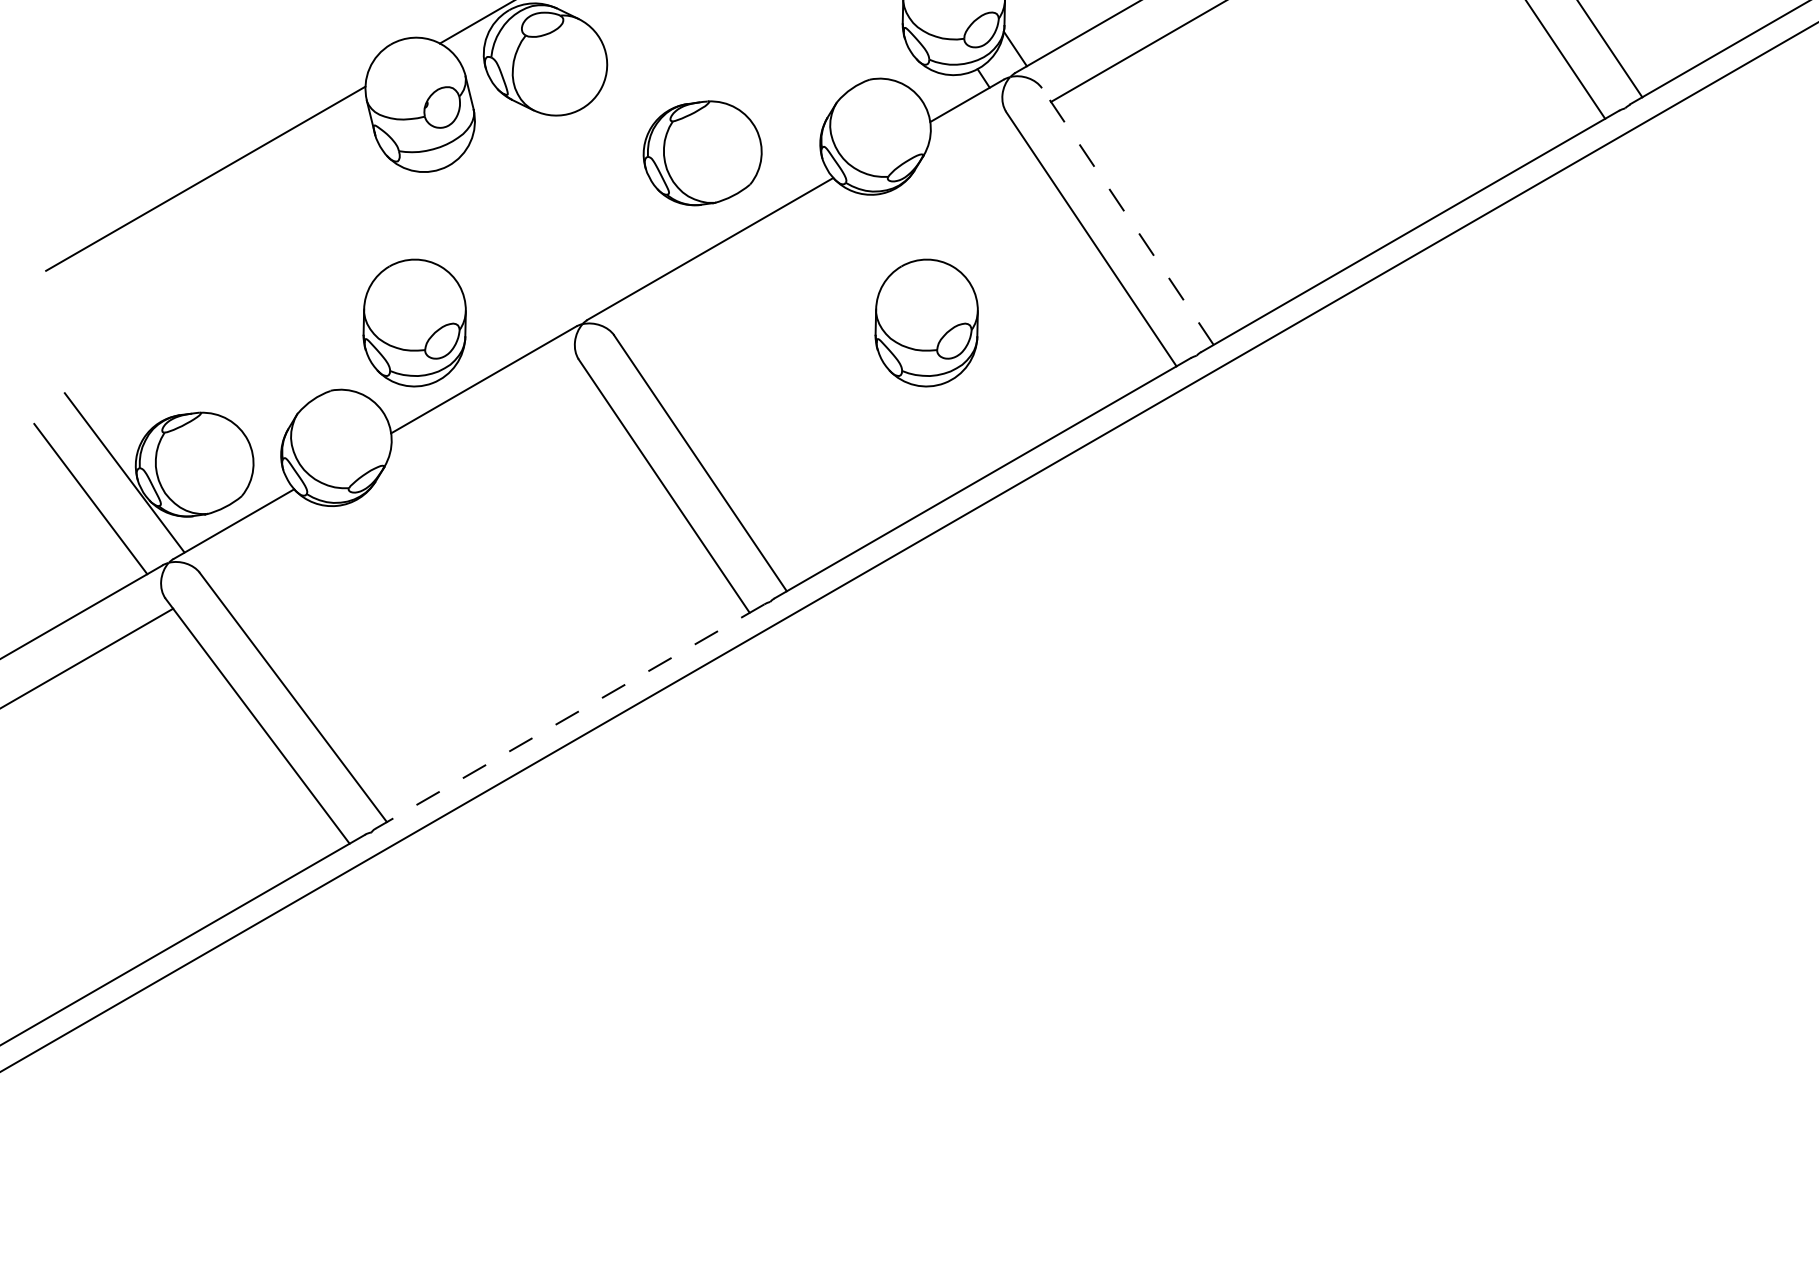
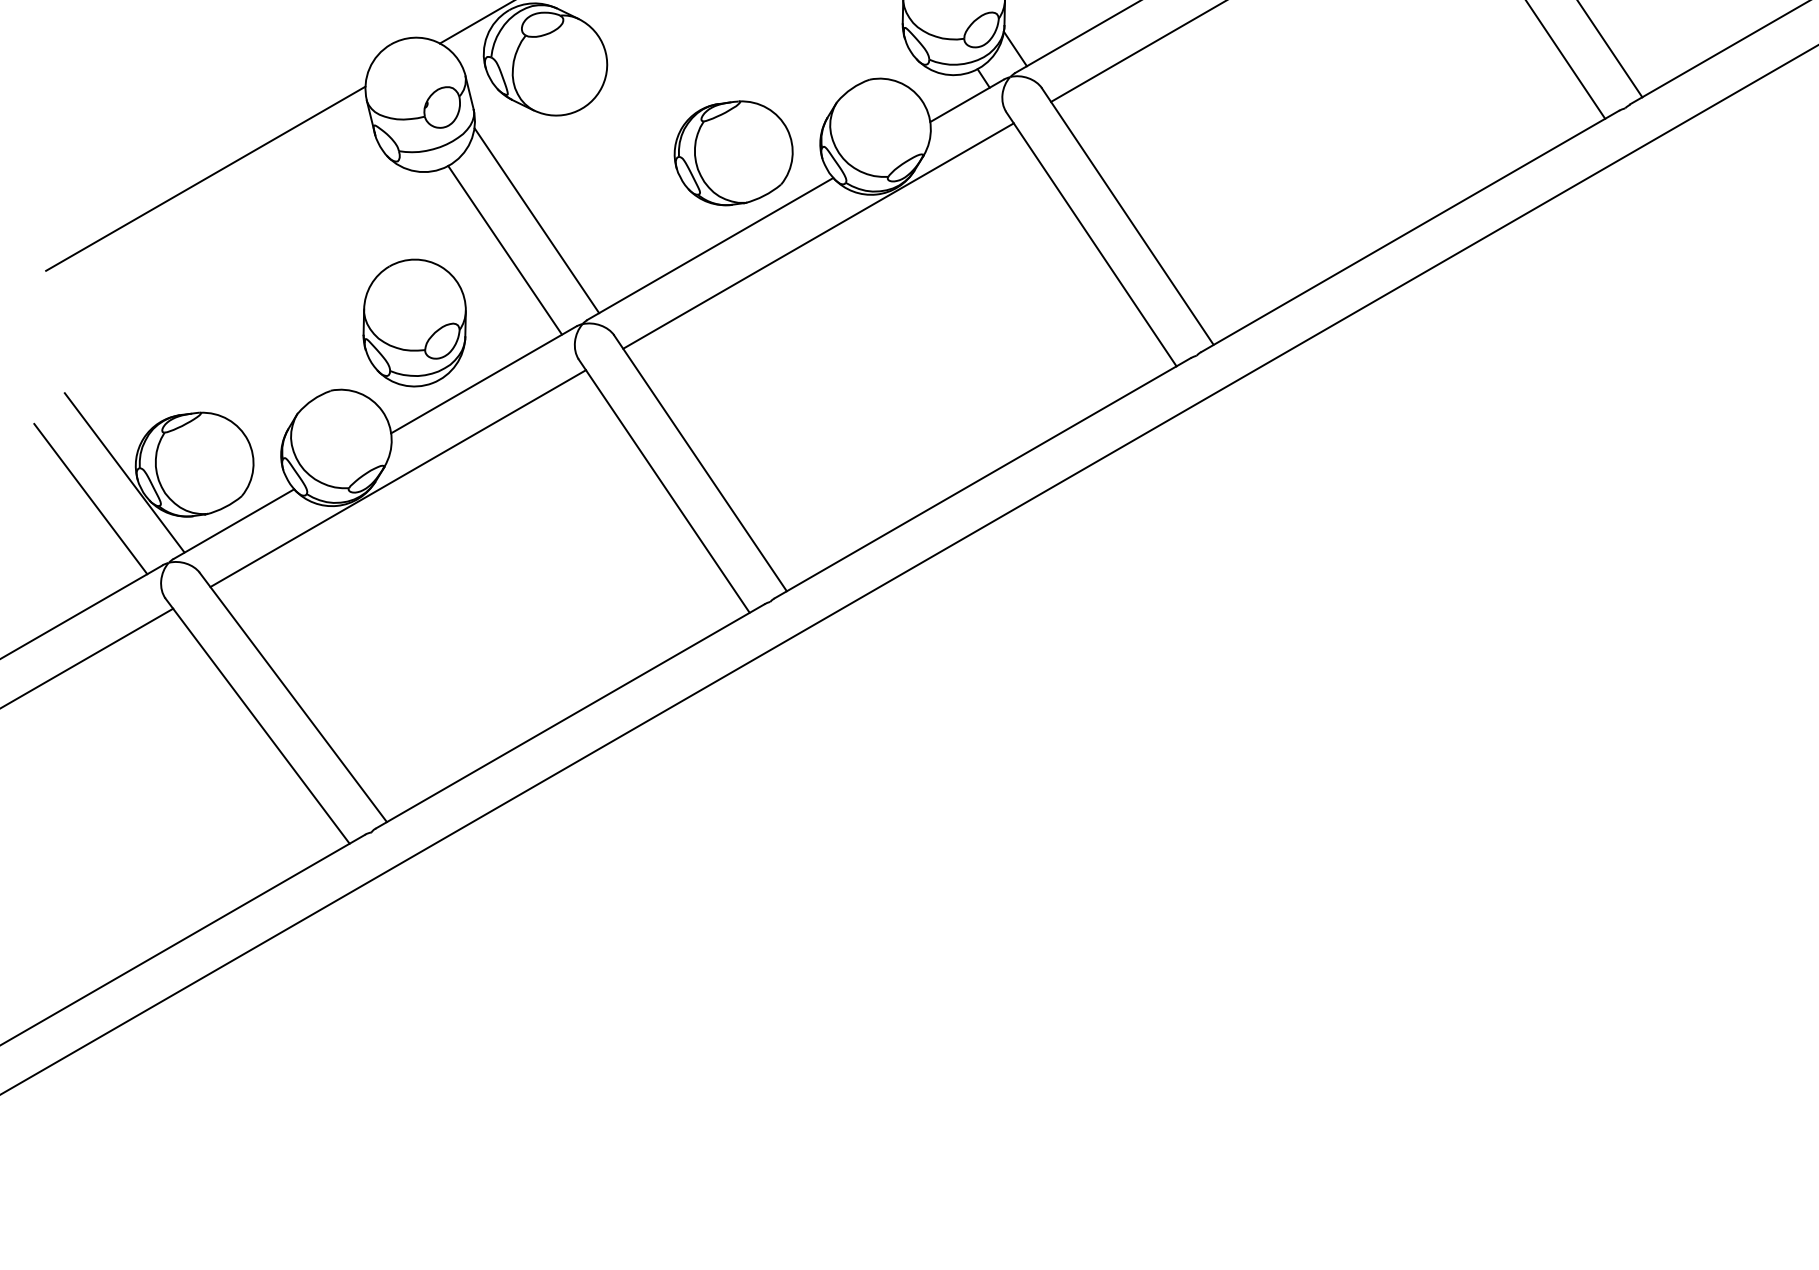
part position: (702, 153) -> (733, 153) (733, 153)
line: dashed -> solid (1127, 216)
line: none -> present (536, 220)
line: none -> present (818, 235)
line: none -> present (504, 249)
part: present -> none (926, 322)
line: none -> present (398, 478)
line position: (908, 547) -> (908, 569) (908, 569)
line: dashed -> solid (569, 716)
